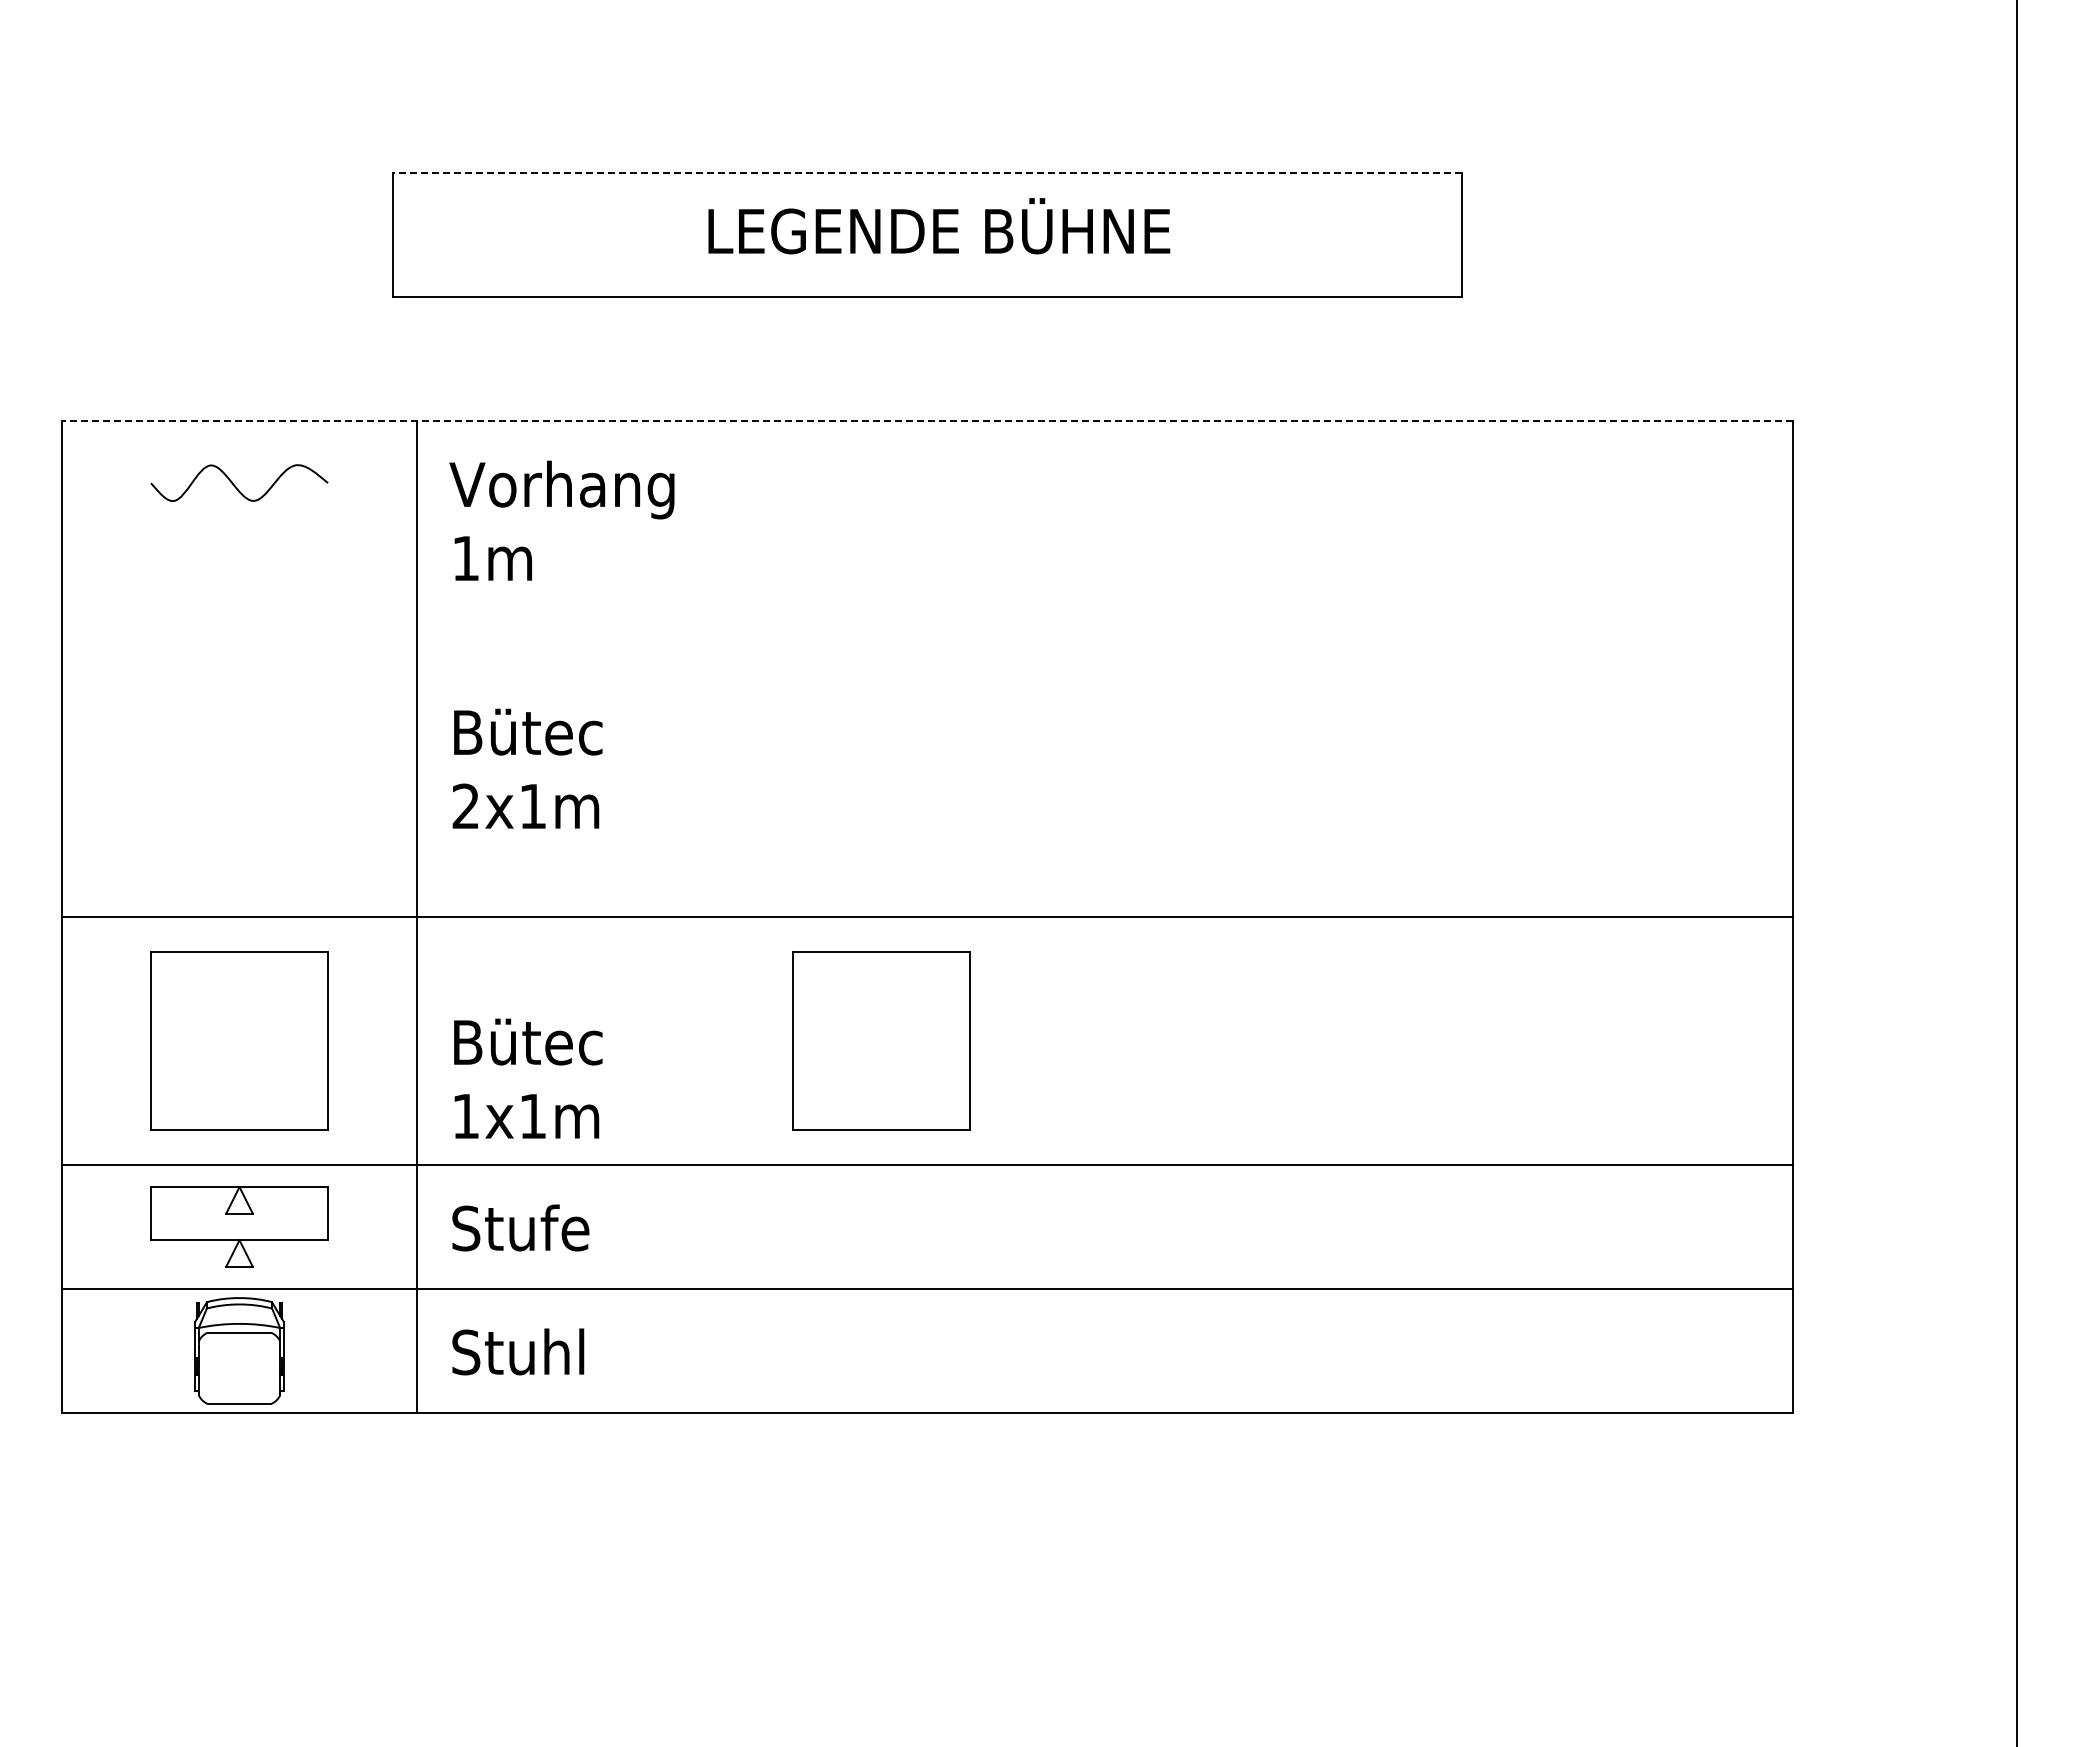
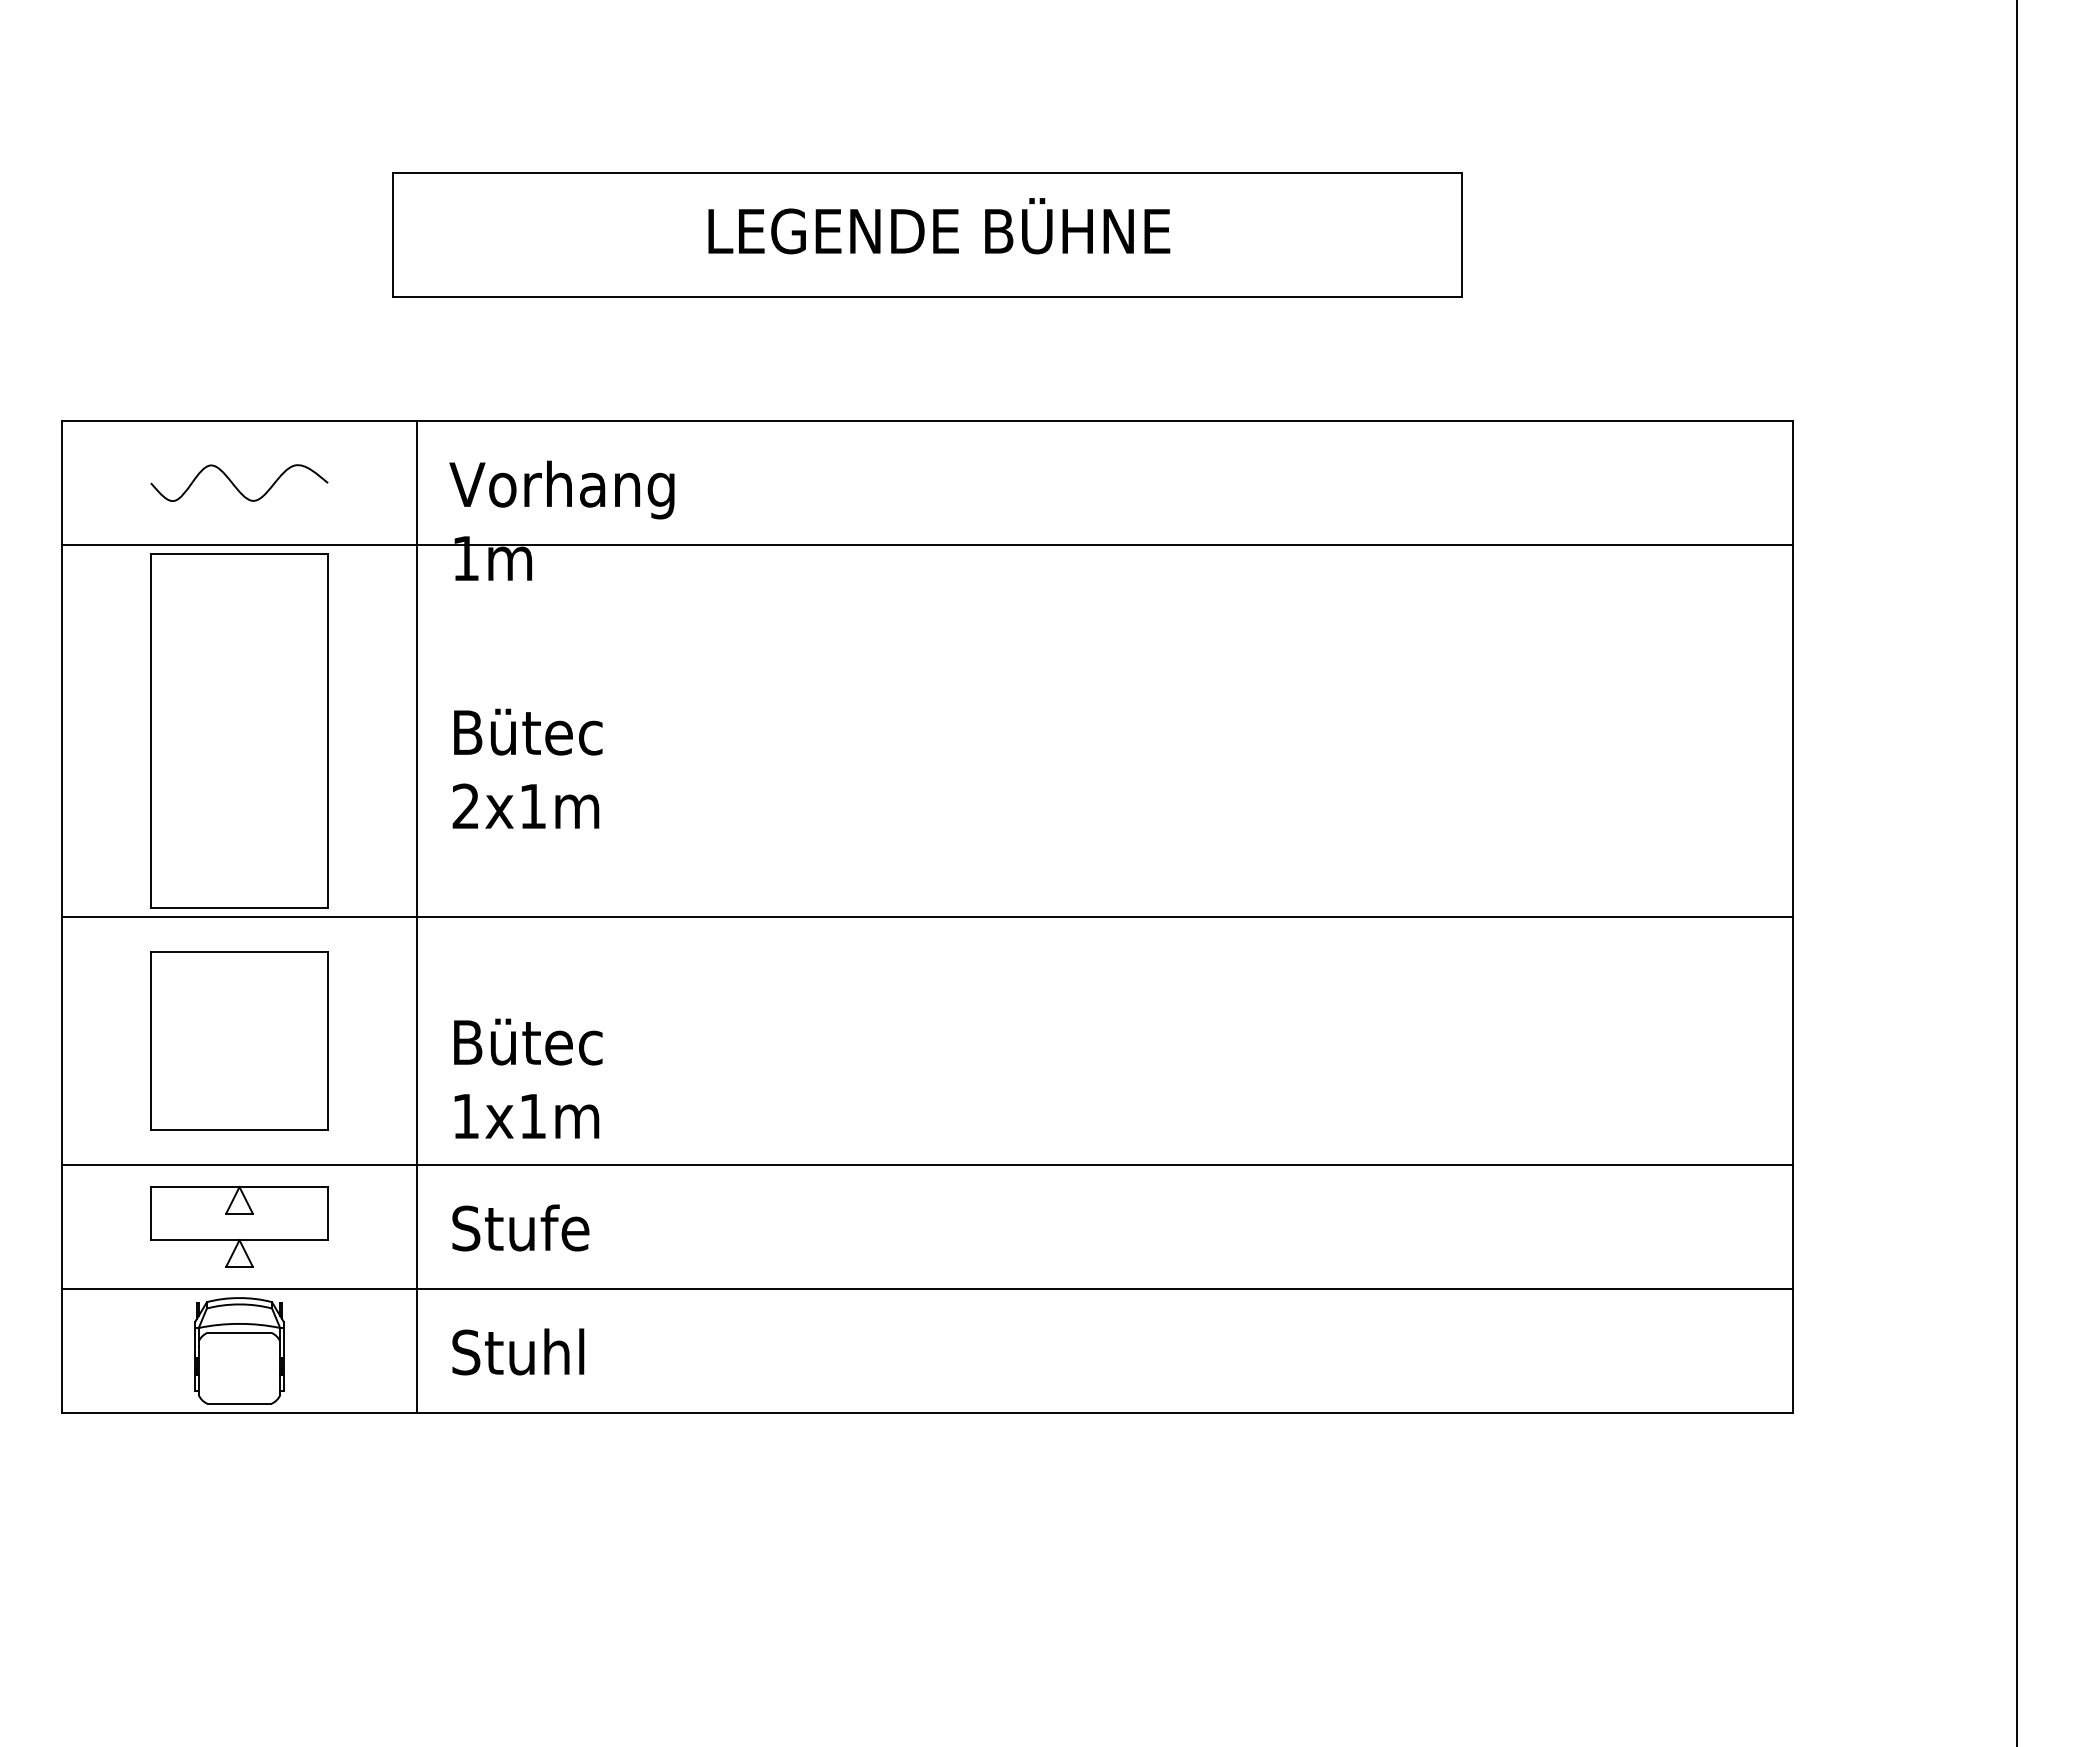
line: dashed -> solid (926, 173)
line: dashed -> solid (926, 421)
line: none -> present (927, 545)
part: none -> present (239, 730)
part: present -> none (881, 1040)
